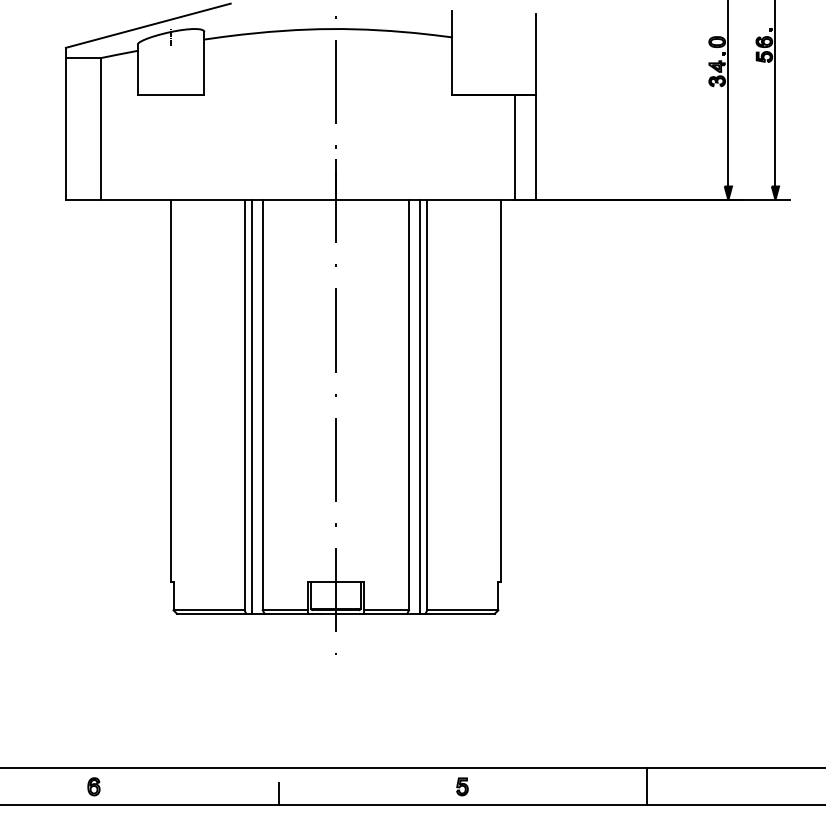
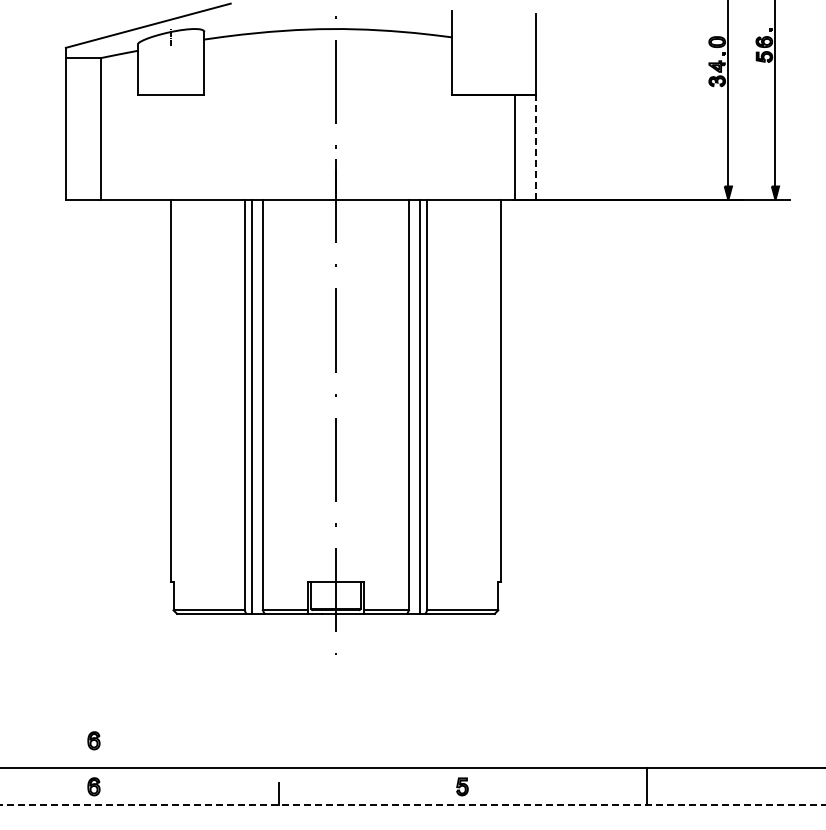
line: solid -> dashed (535, 147)
part: none -> present (93, 740)
line: solid -> dashed (413, 805)
